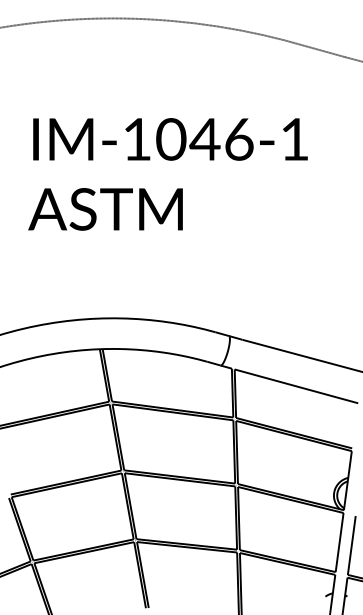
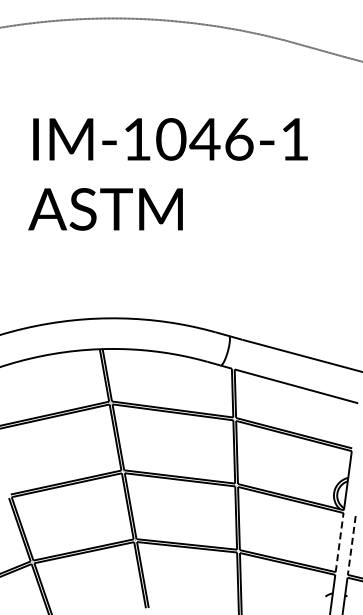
line: solid -> dashed (339, 542)
line: solid -> dashed (351, 545)
